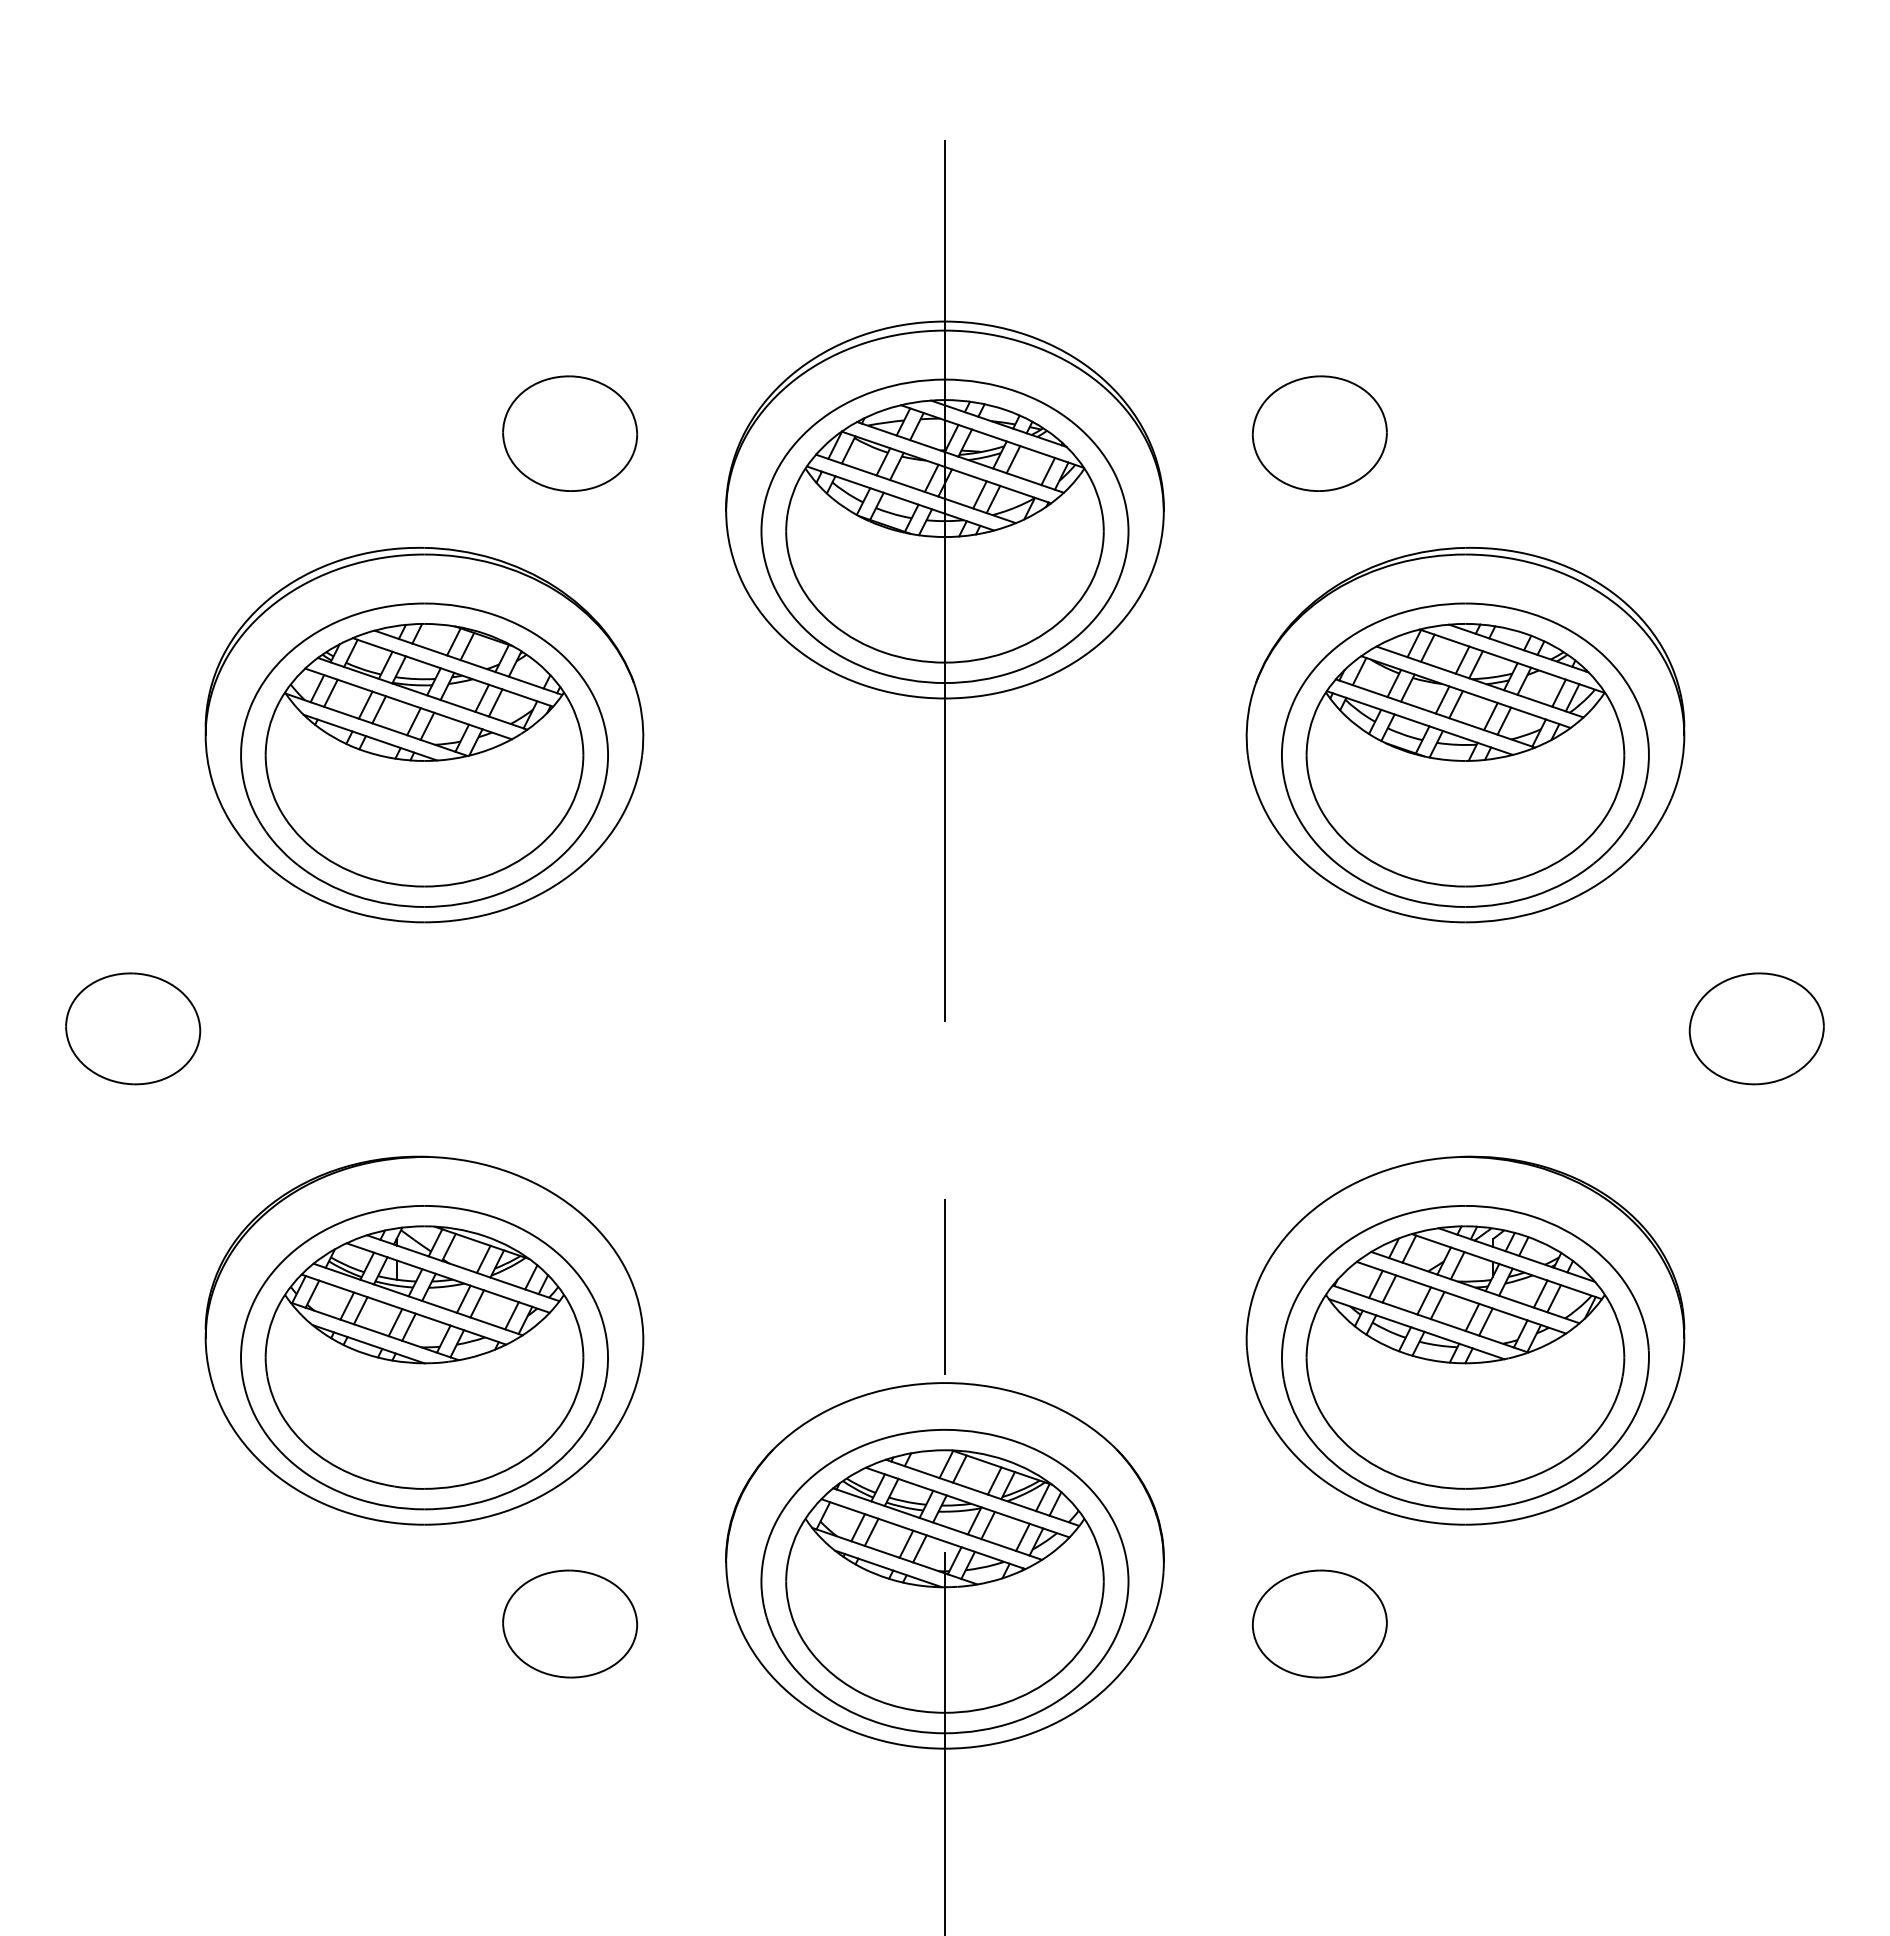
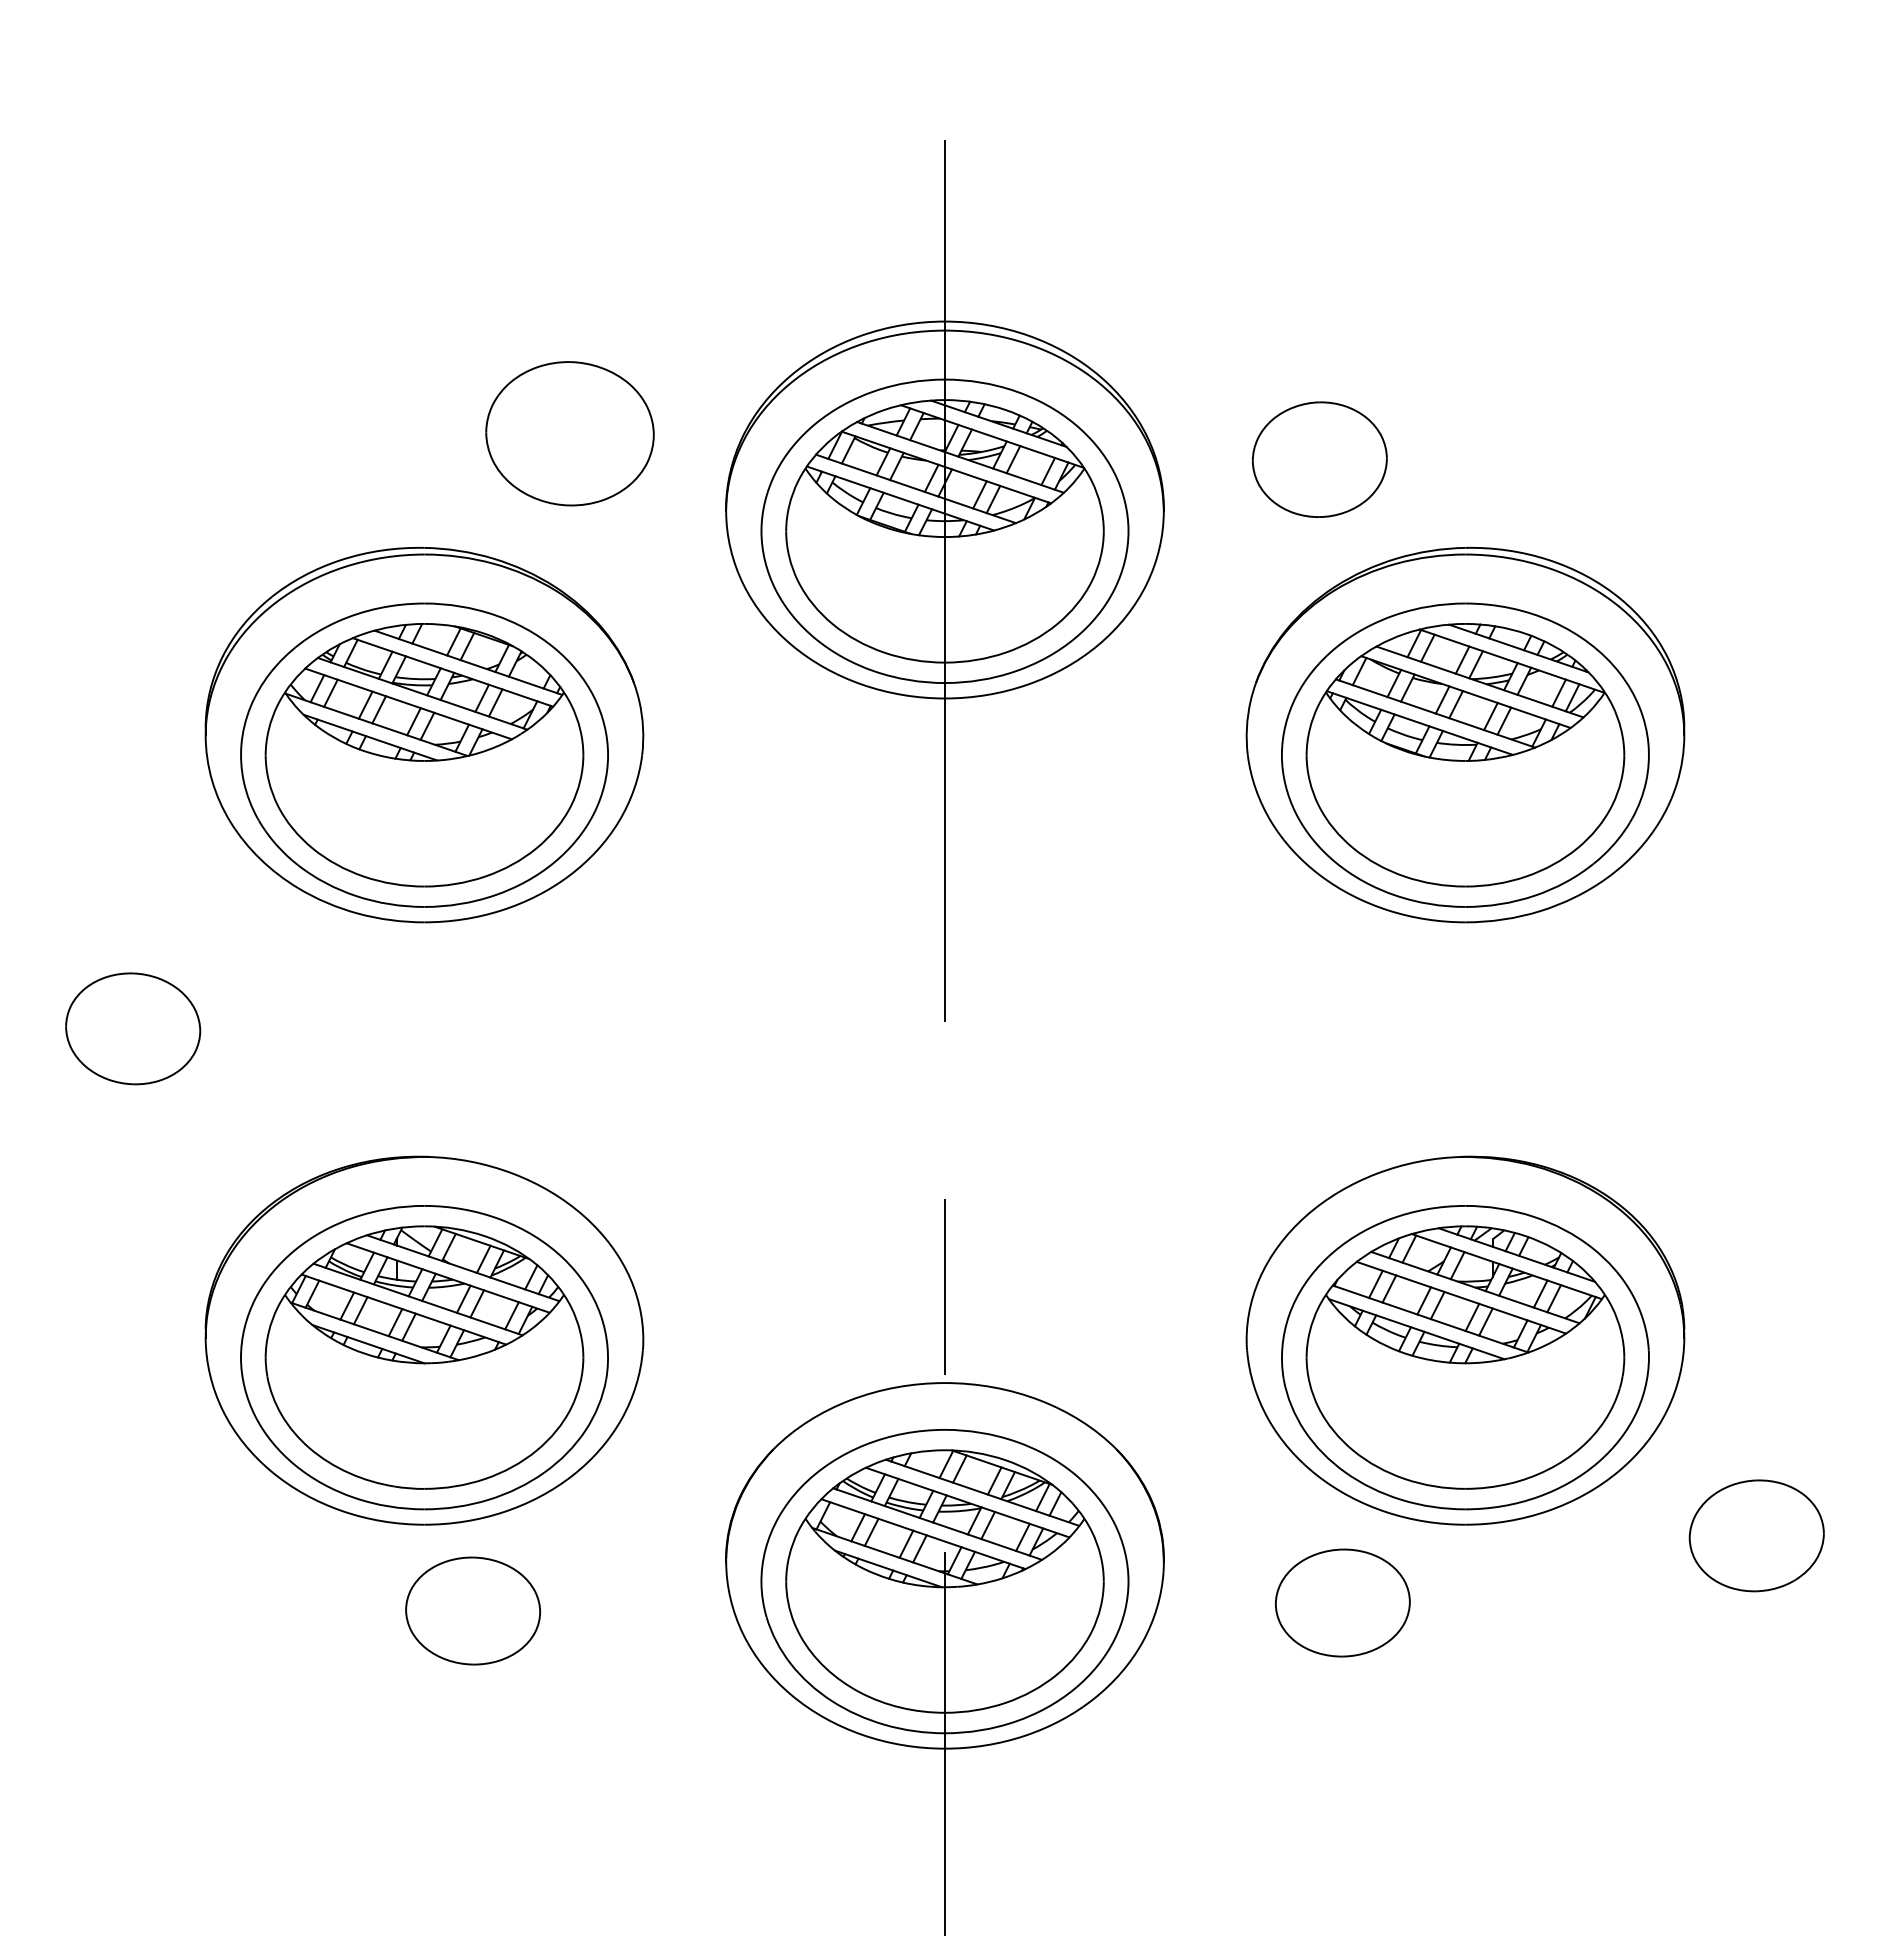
part size: 137x117 px -> 170x146 px (569, 433)
part position: (1319, 433) -> (1319, 459) (1319, 459)
part position: (1756, 1028) -> (1756, 1535) (1756, 1535)
part position: (570, 1623) -> (473, 1610) (473, 1610)
part position: (1319, 1623) -> (1342, 1602) (1342, 1602)
